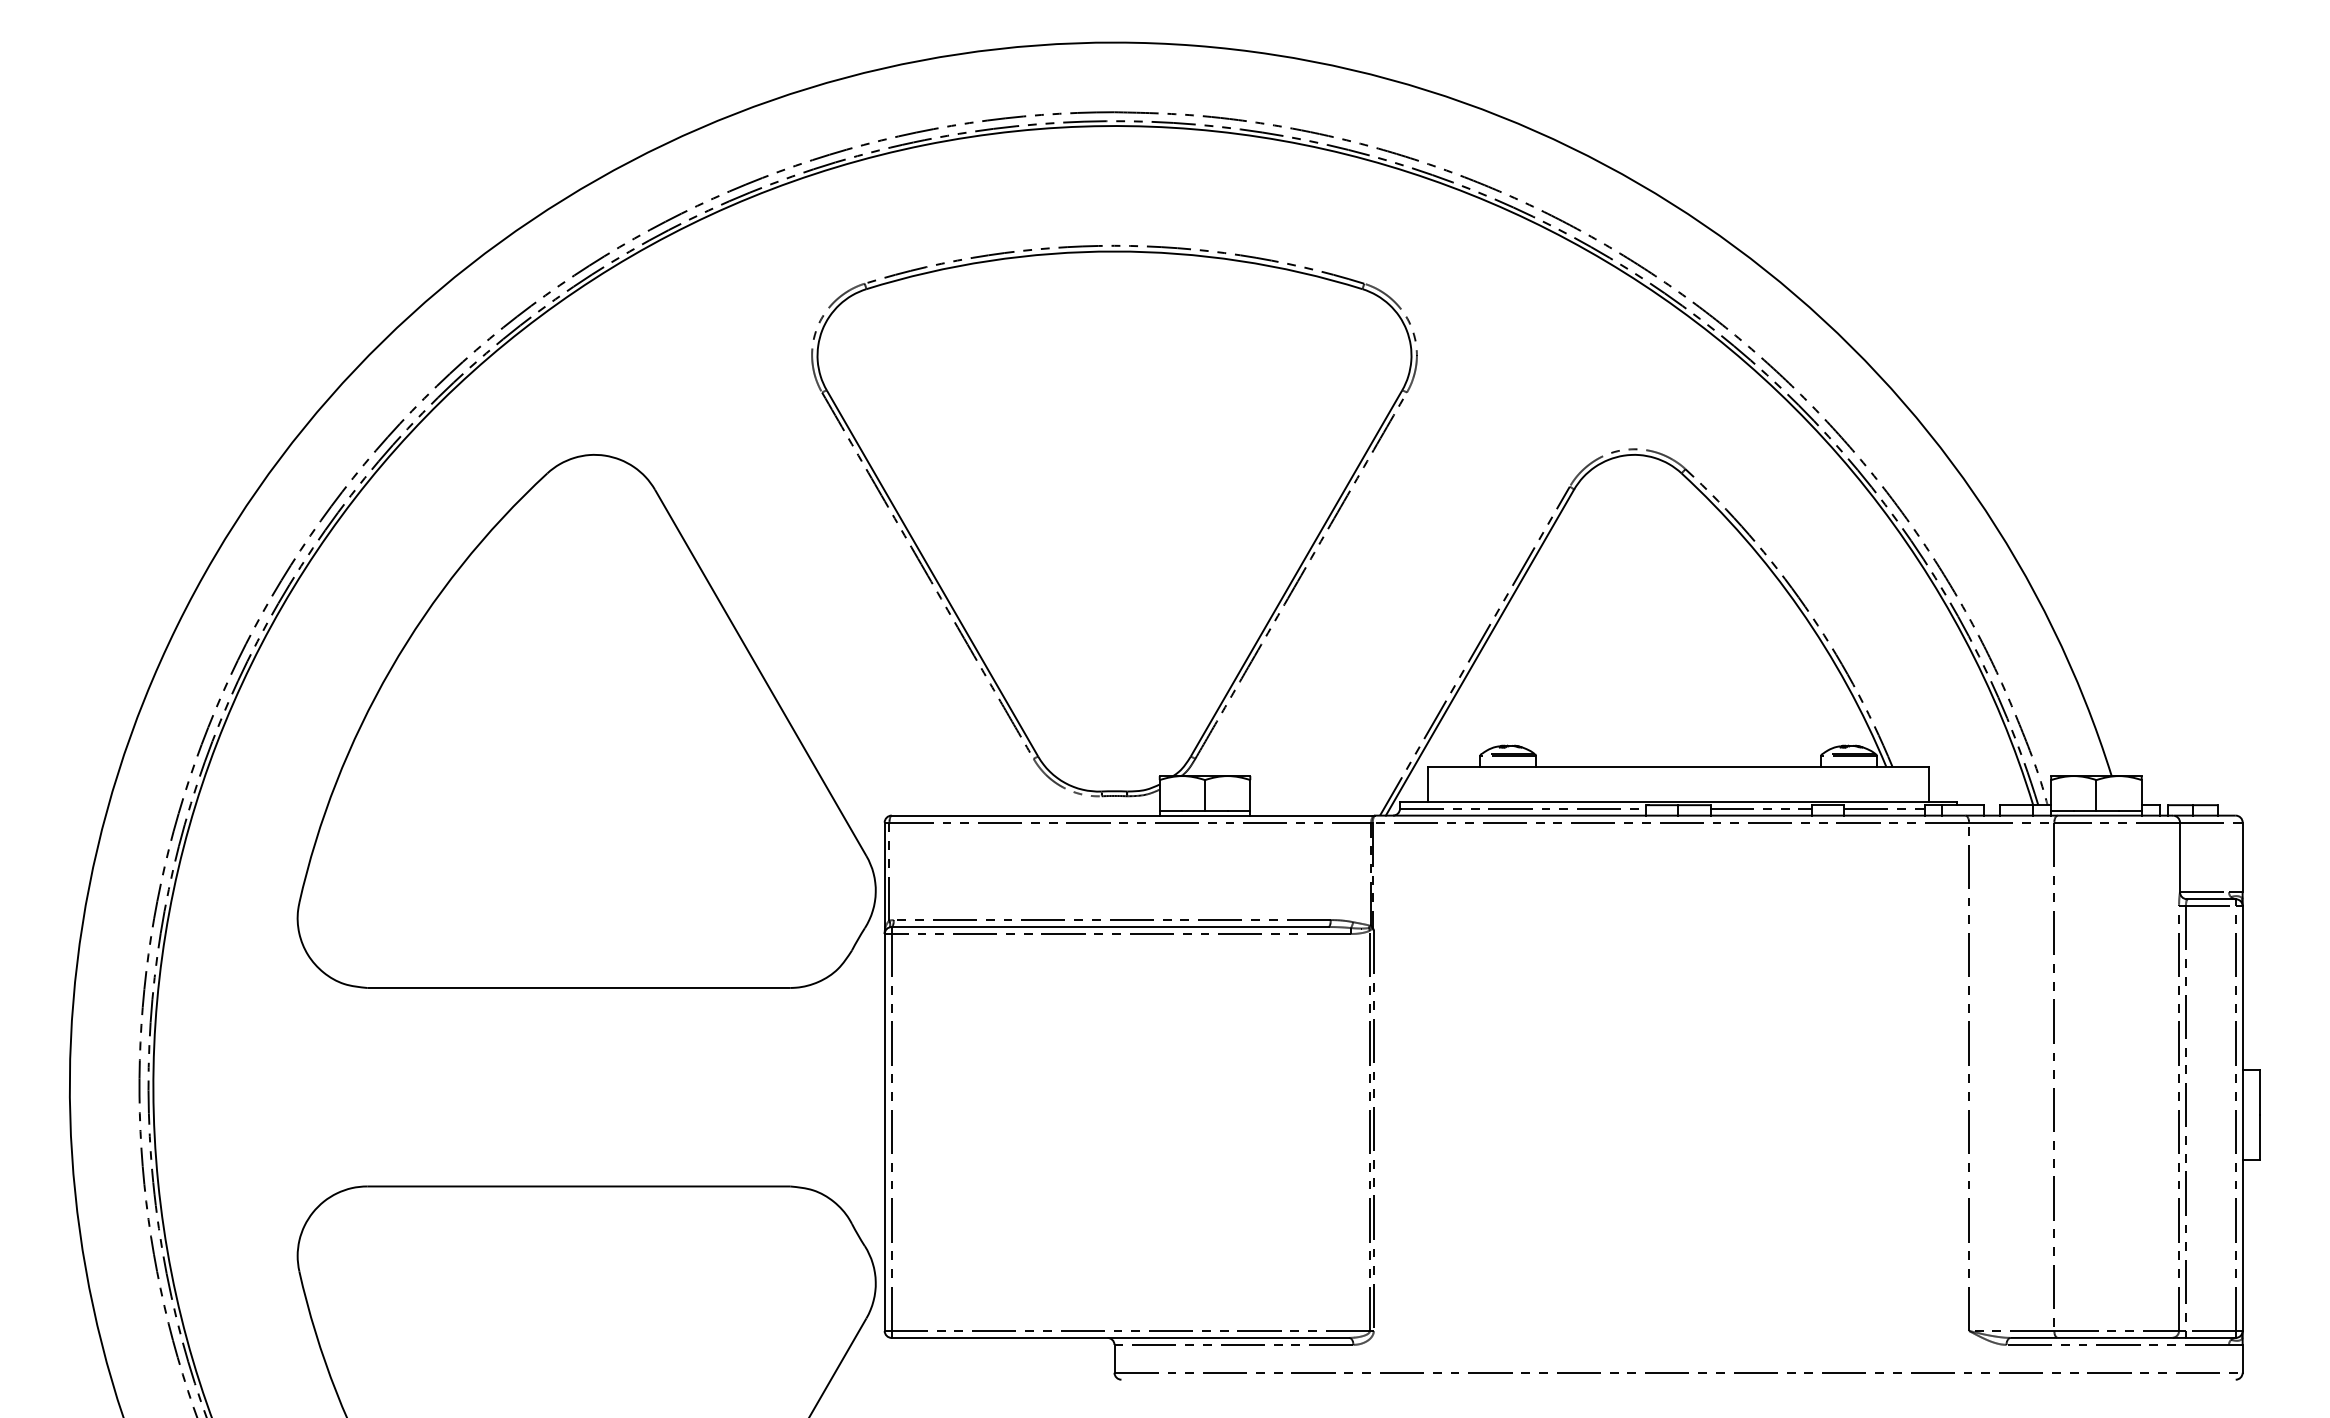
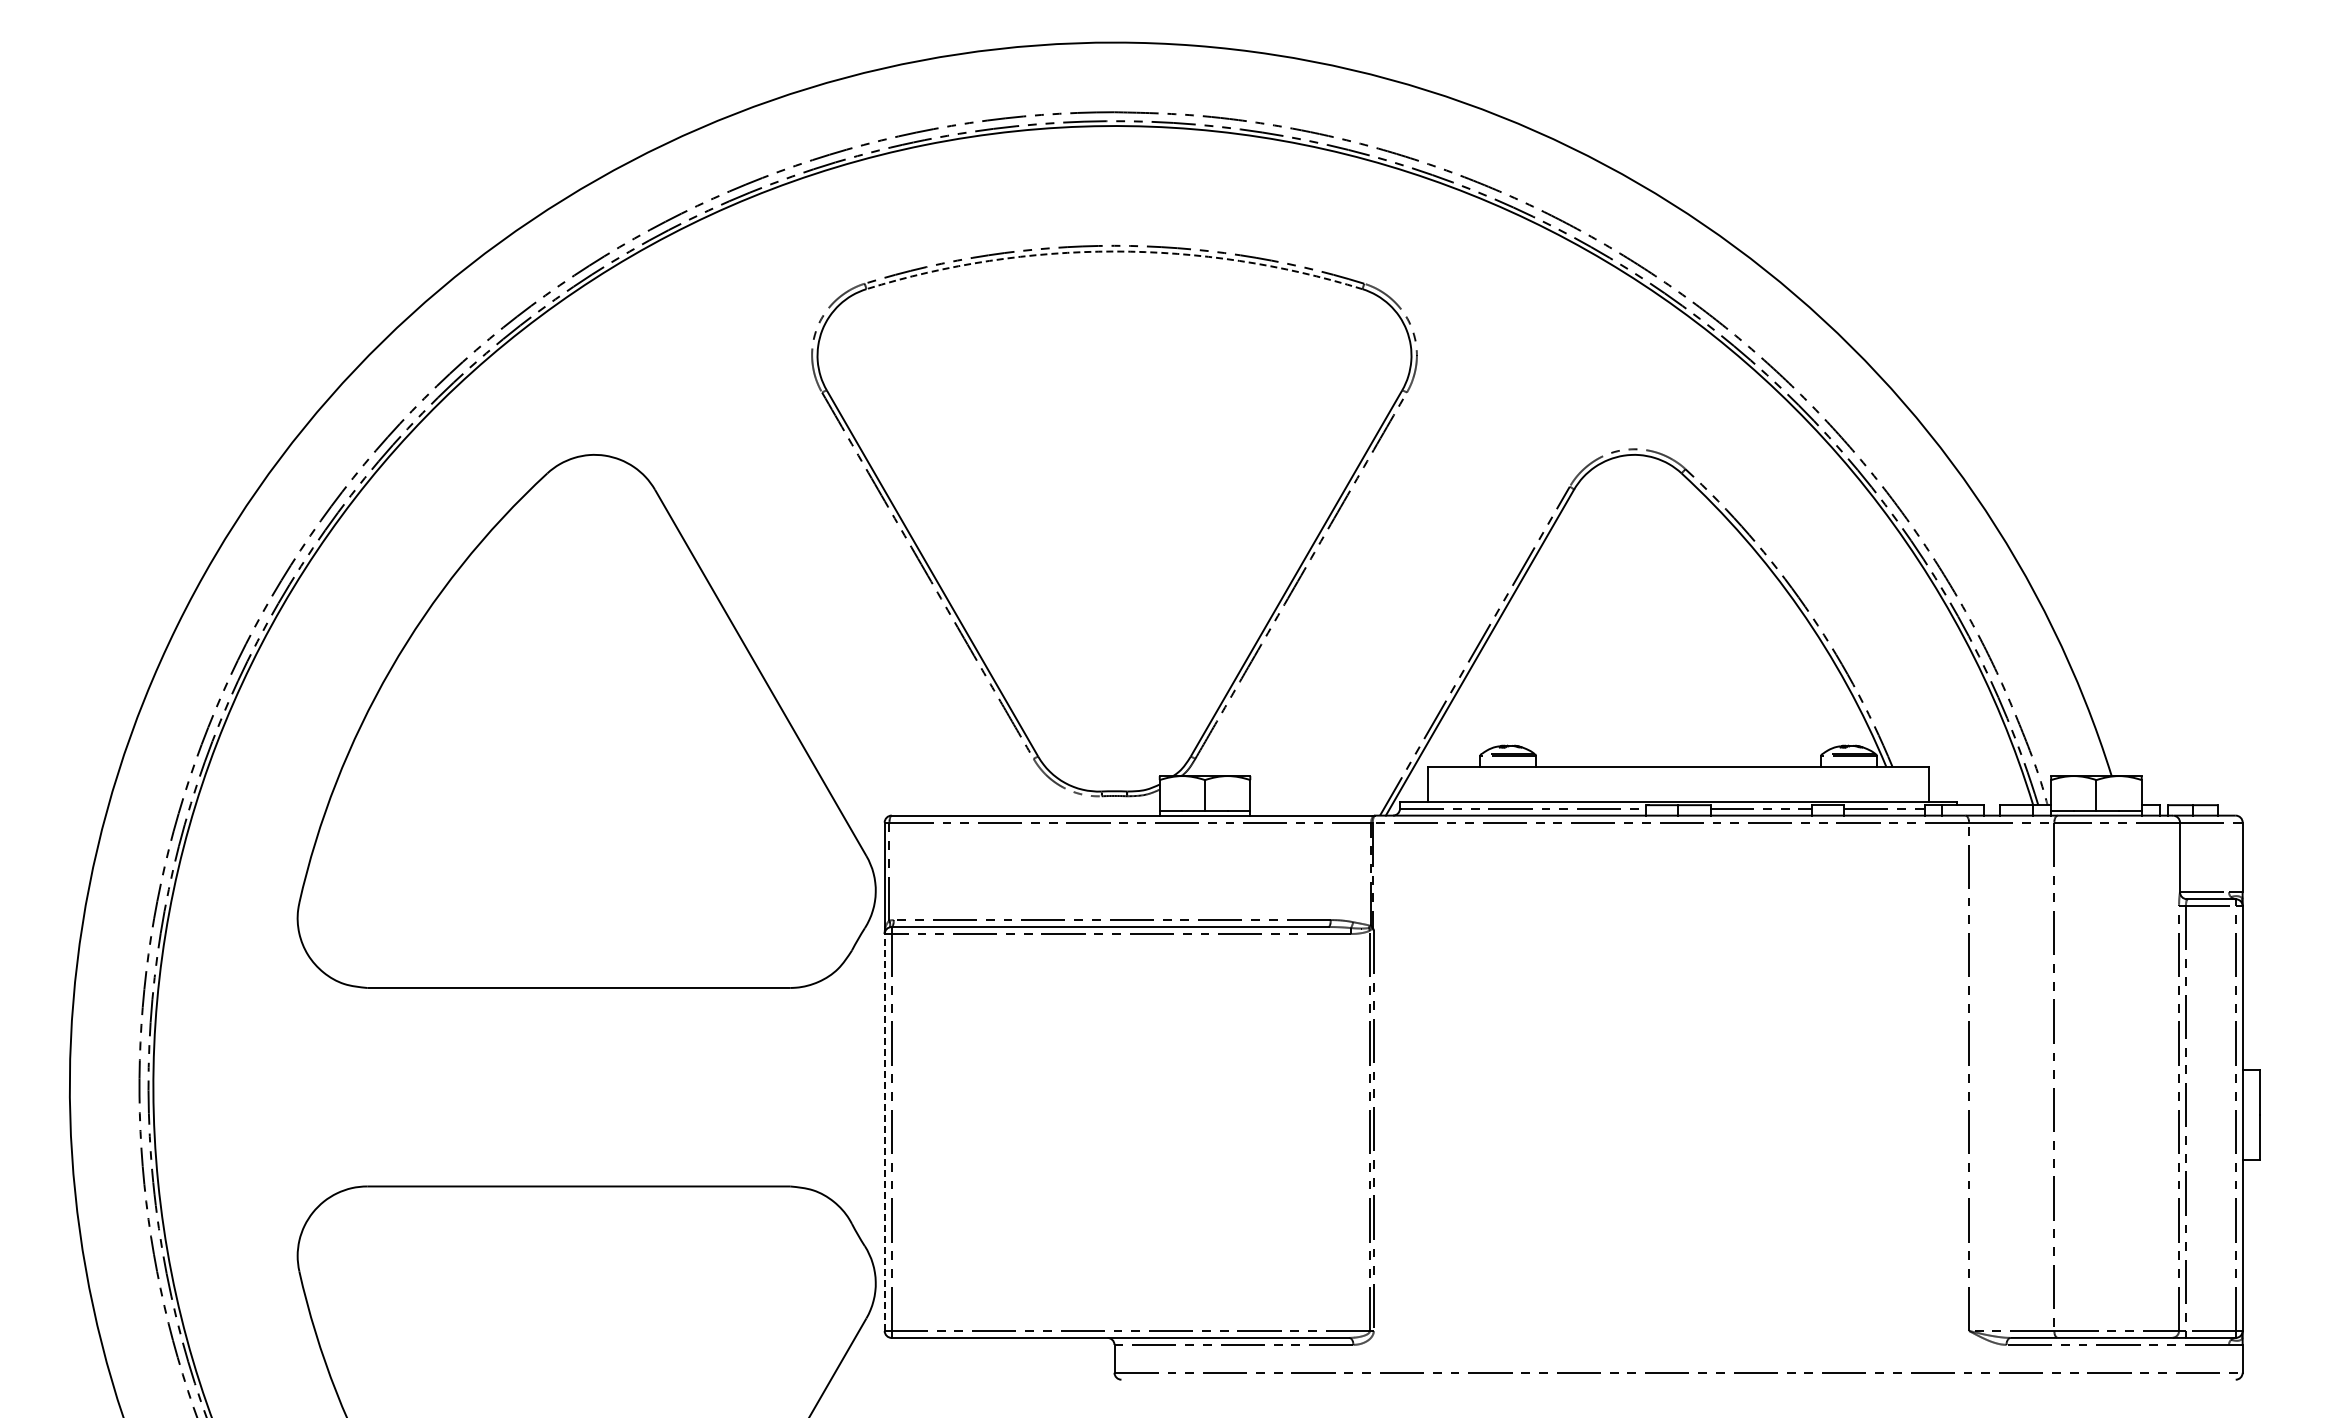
arc: solid -> dashed (1114, 251)
line: solid -> dashed (884, 1131)
